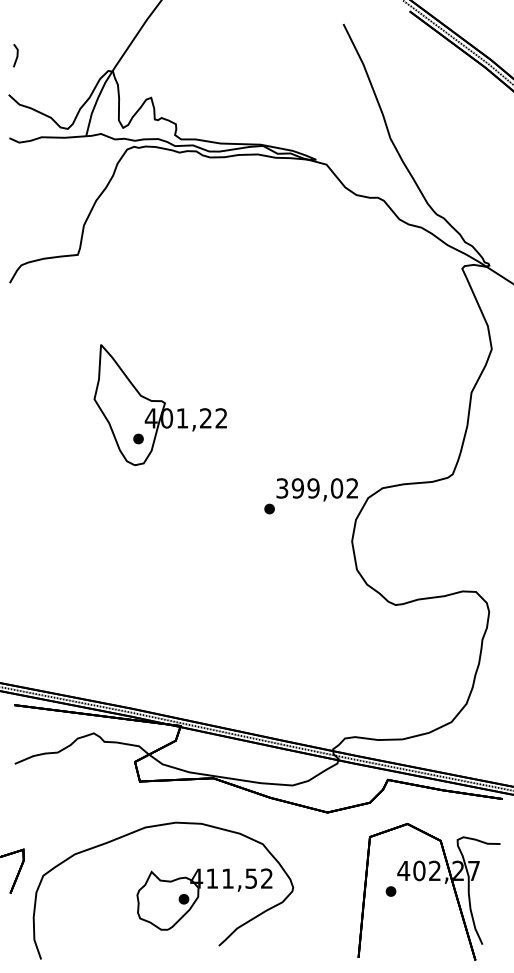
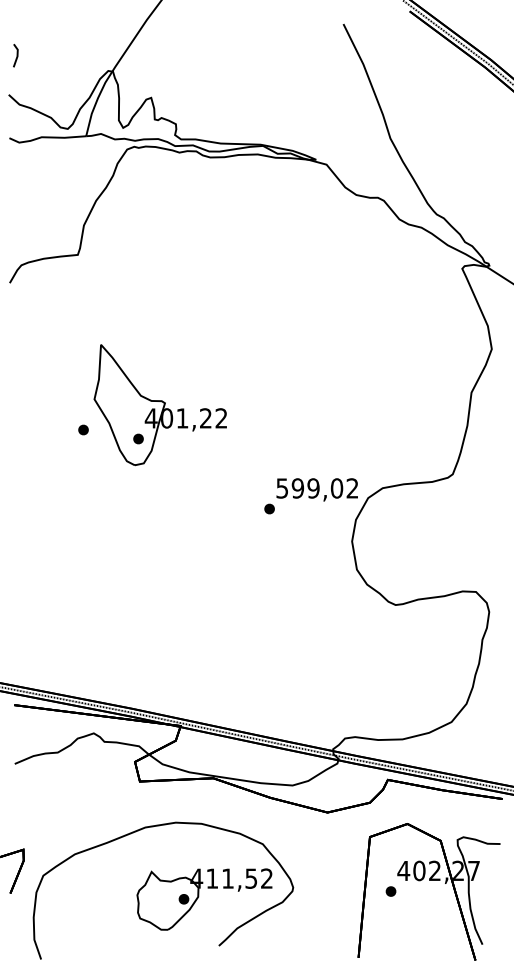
part: none -> present (83, 429)
text: 399,02 -> 599,02 (282, 487)
